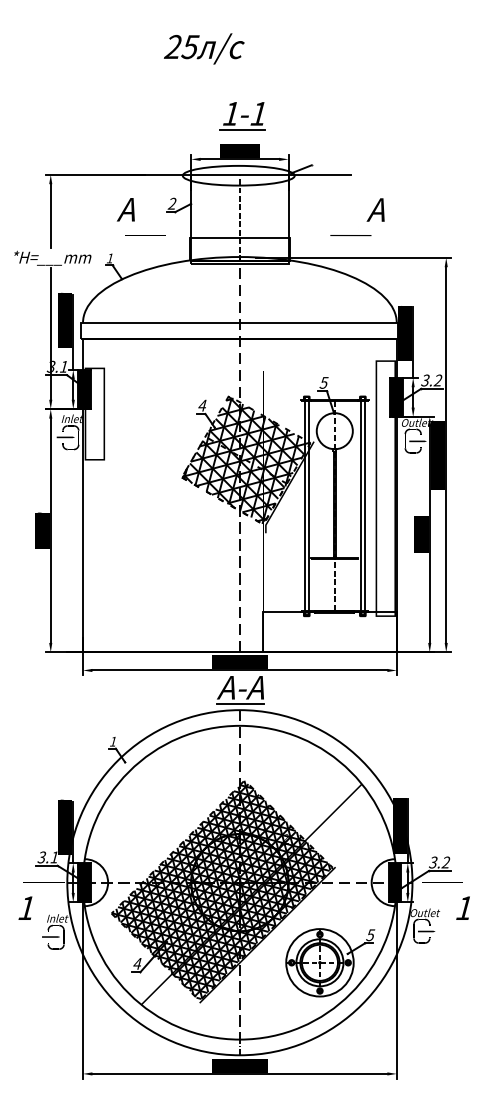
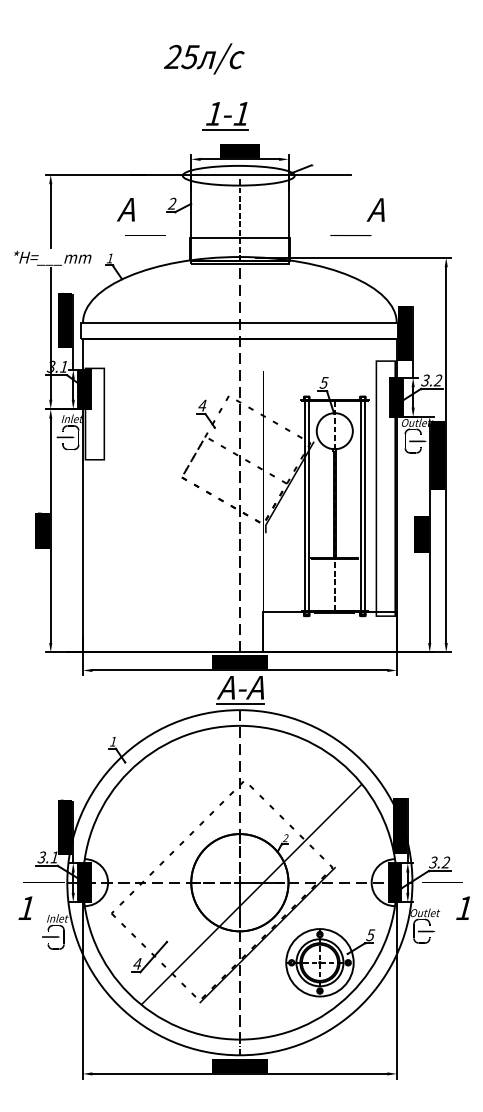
text position: (204, 48) -> (204, 58) (204, 58)
part position: (242, 116) -> (225, 116) (225, 116)
hatch: present -> none (246, 459)
hatch: present -> none (220, 889)
